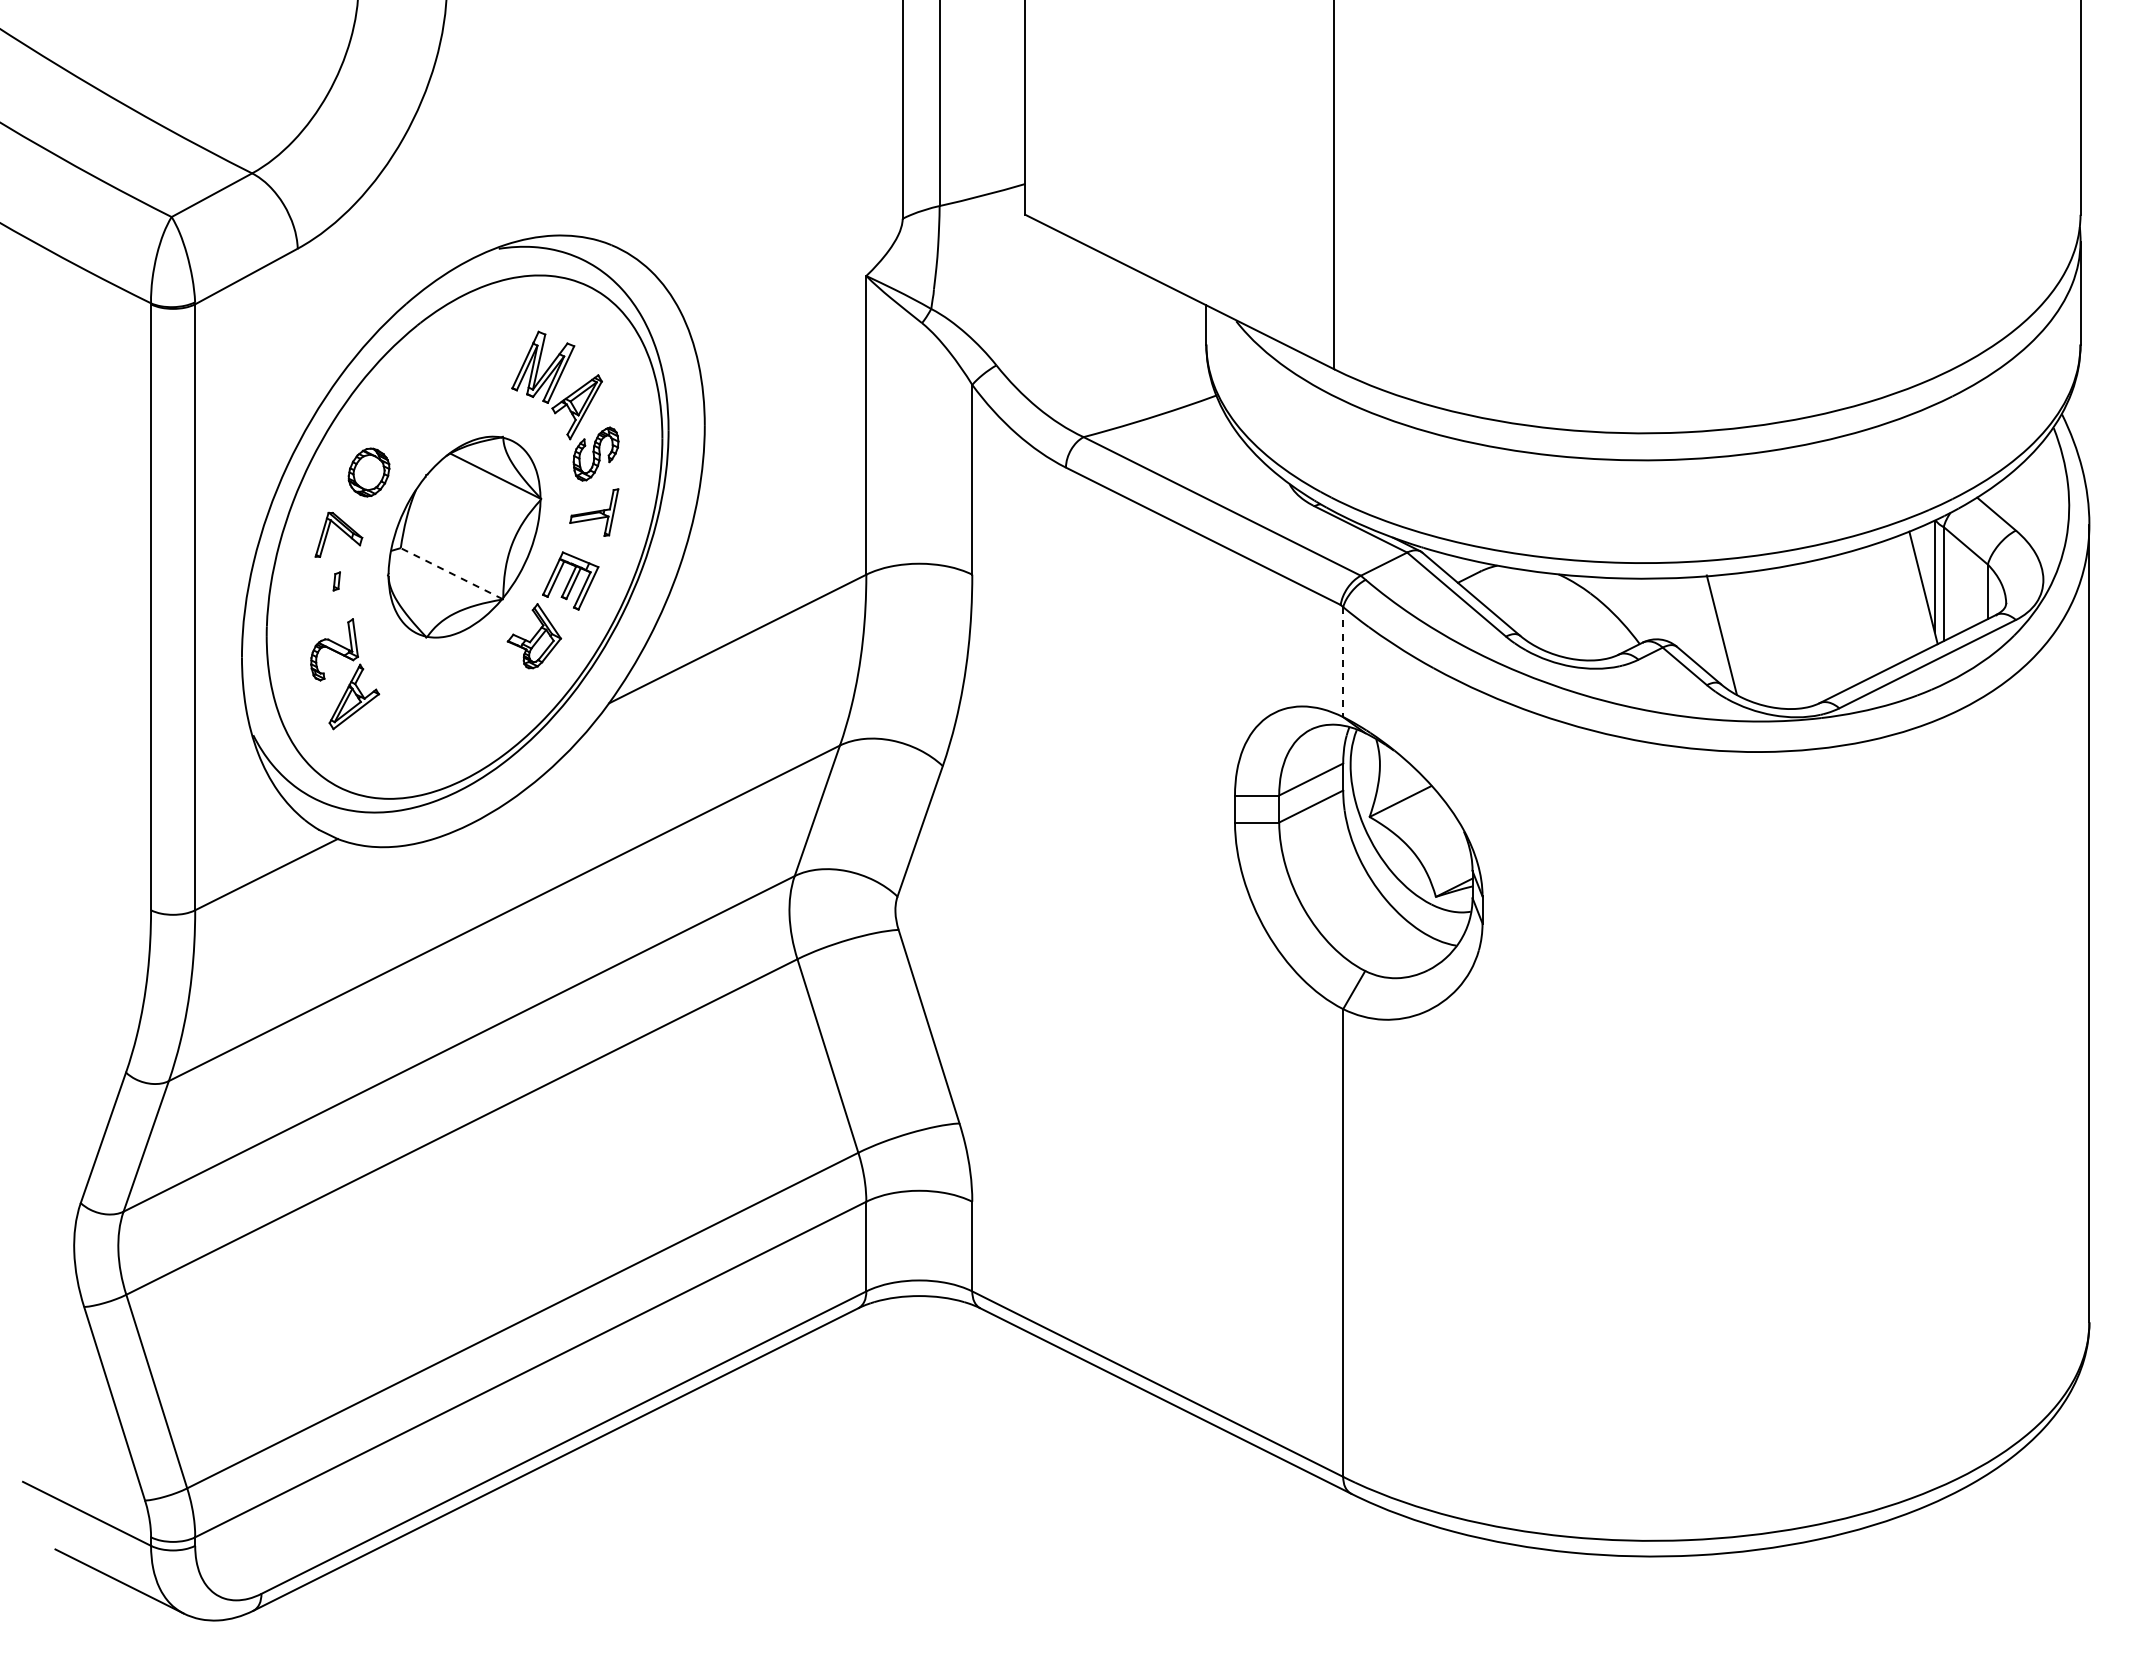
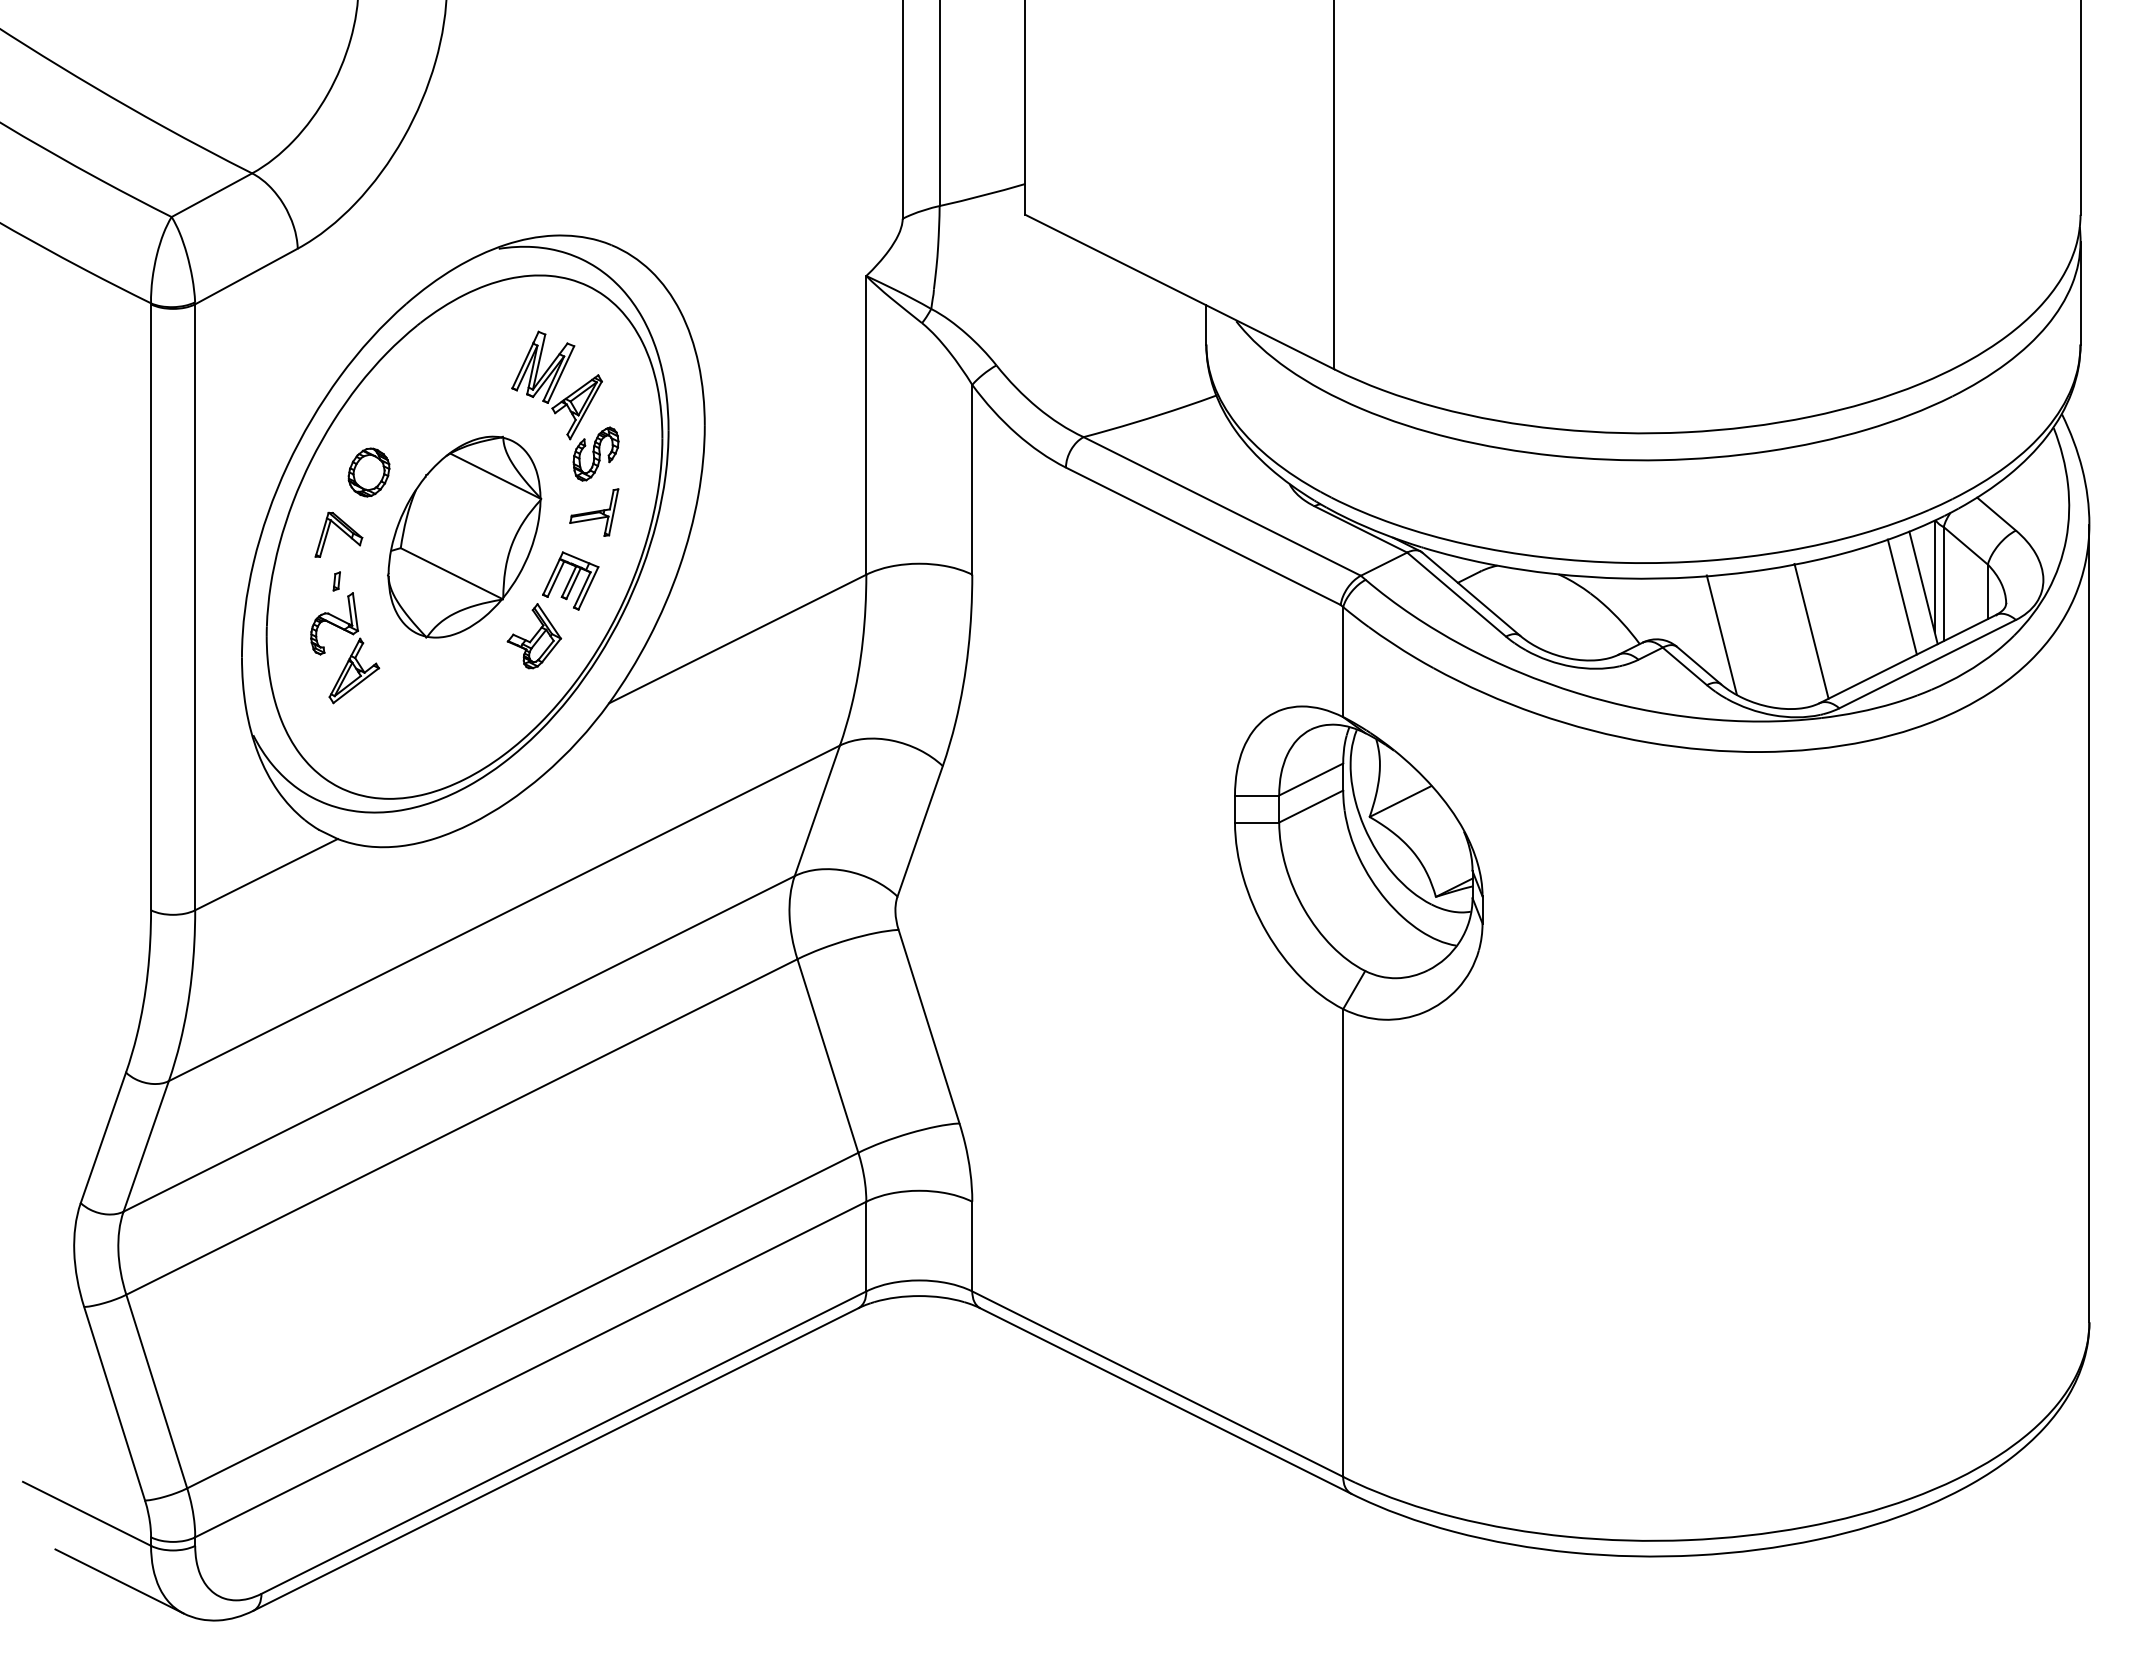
line: dashed -> solid (451, 573)
line: none -> present (1901, 596)
line: none -> present (1811, 630)
line: dashed -> solid (1343, 662)
part position: (352, 677) -> (352, 651) (352, 651)
